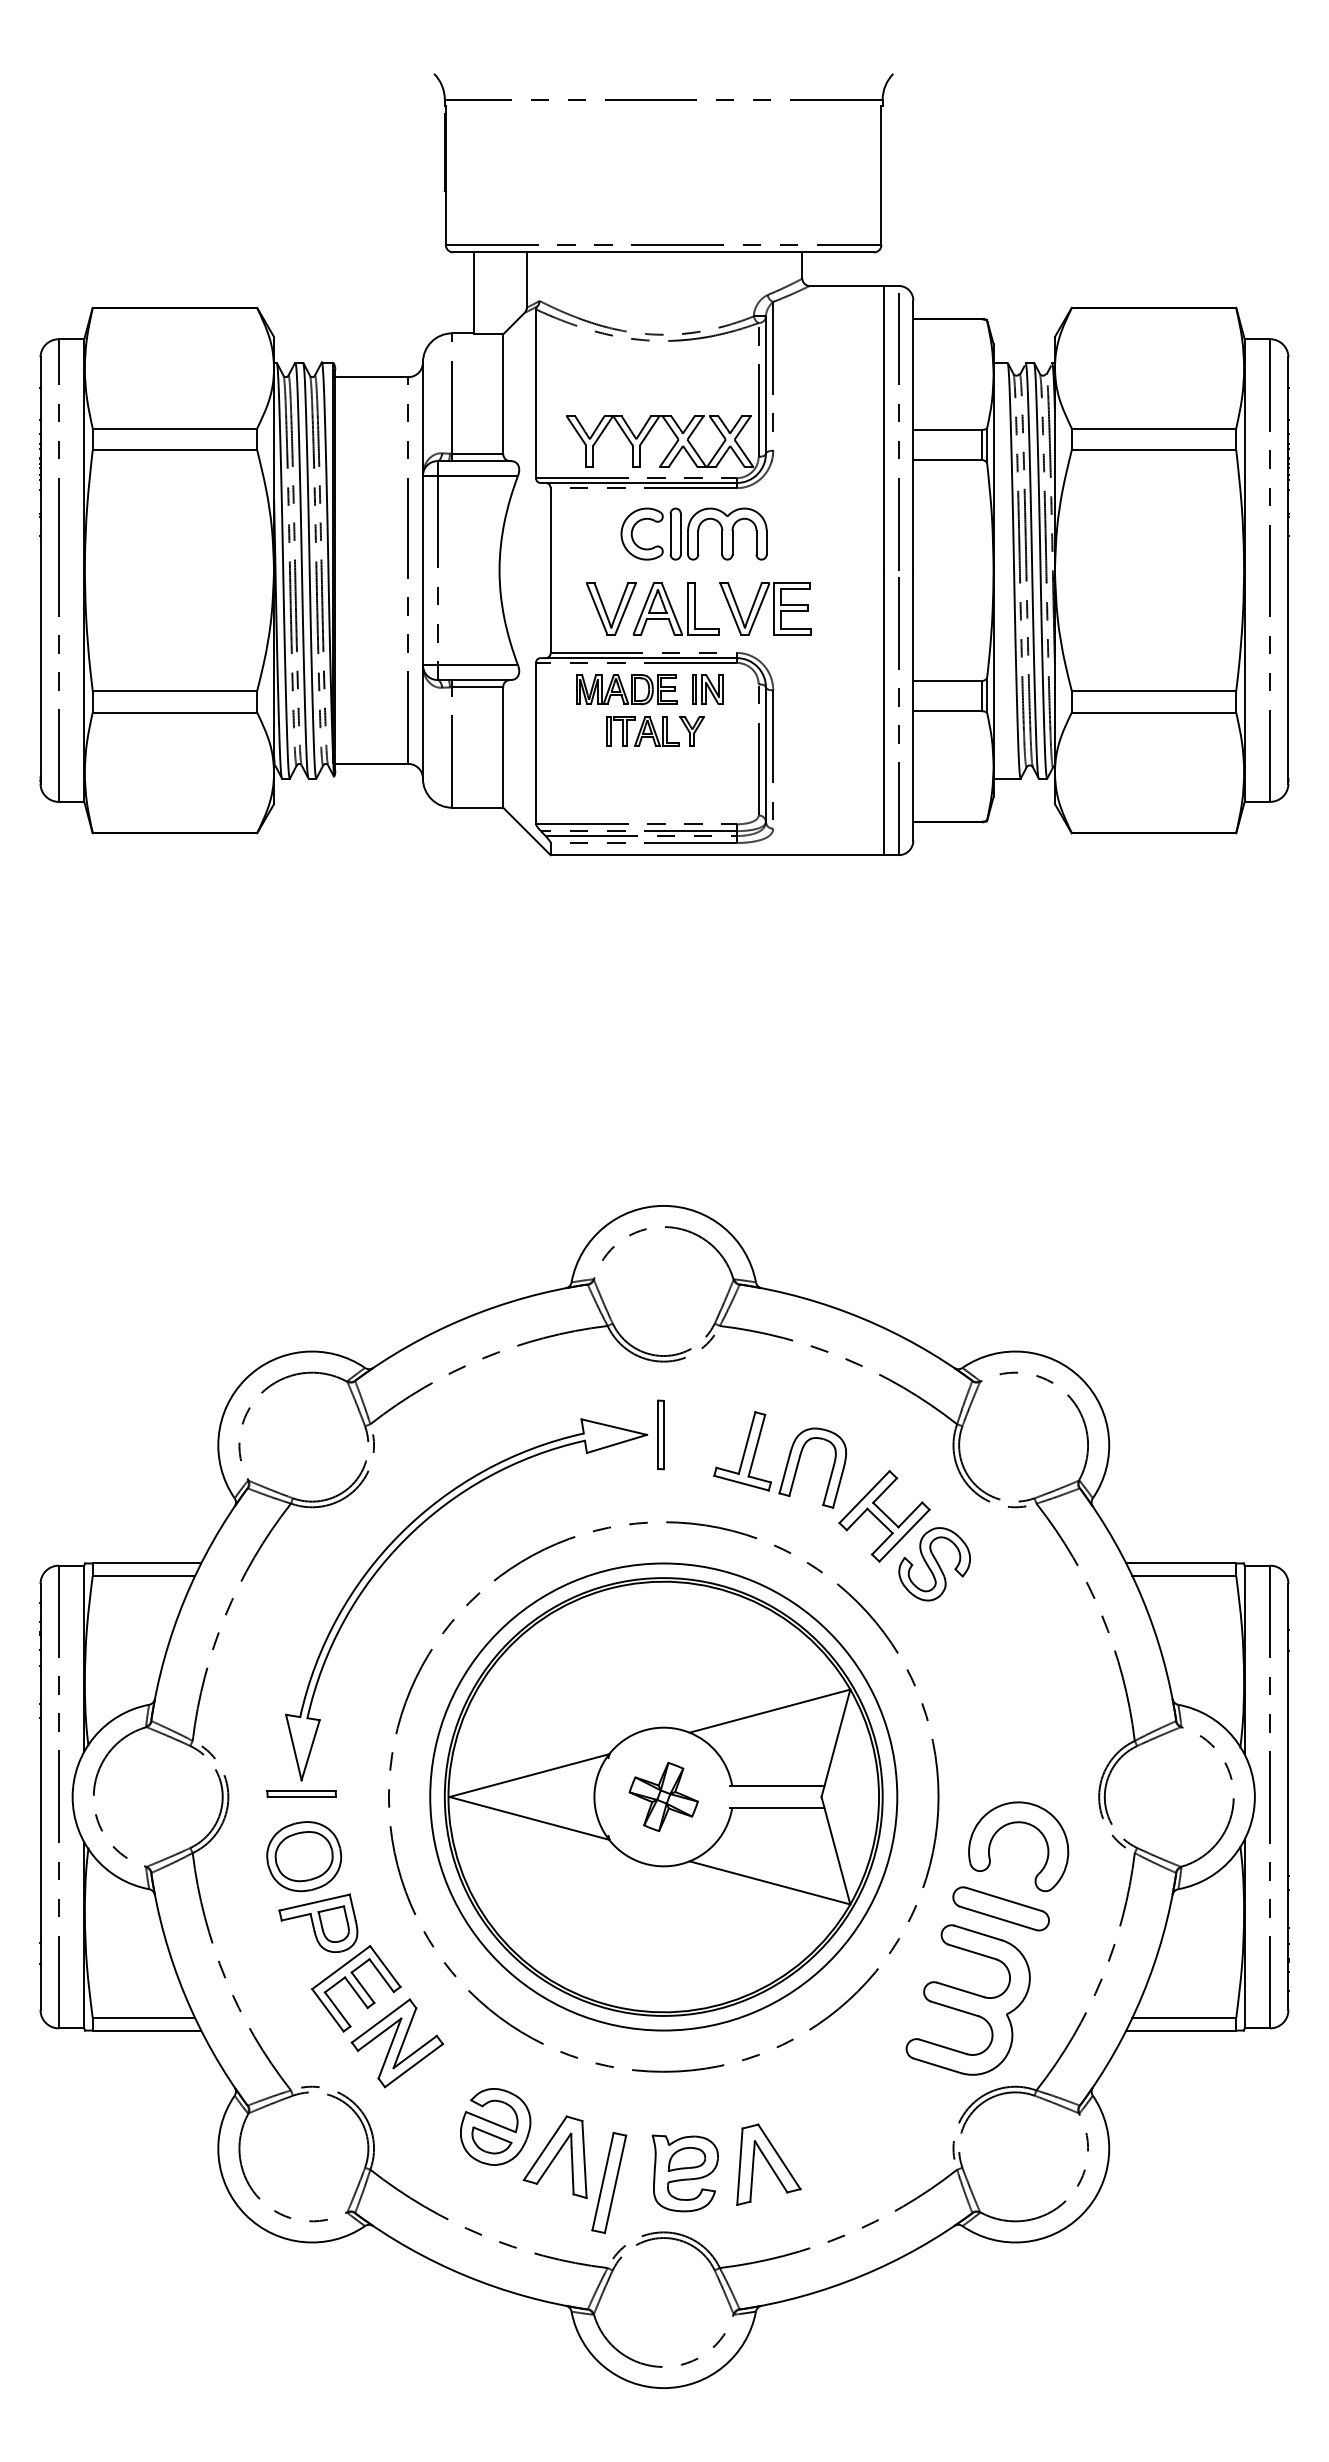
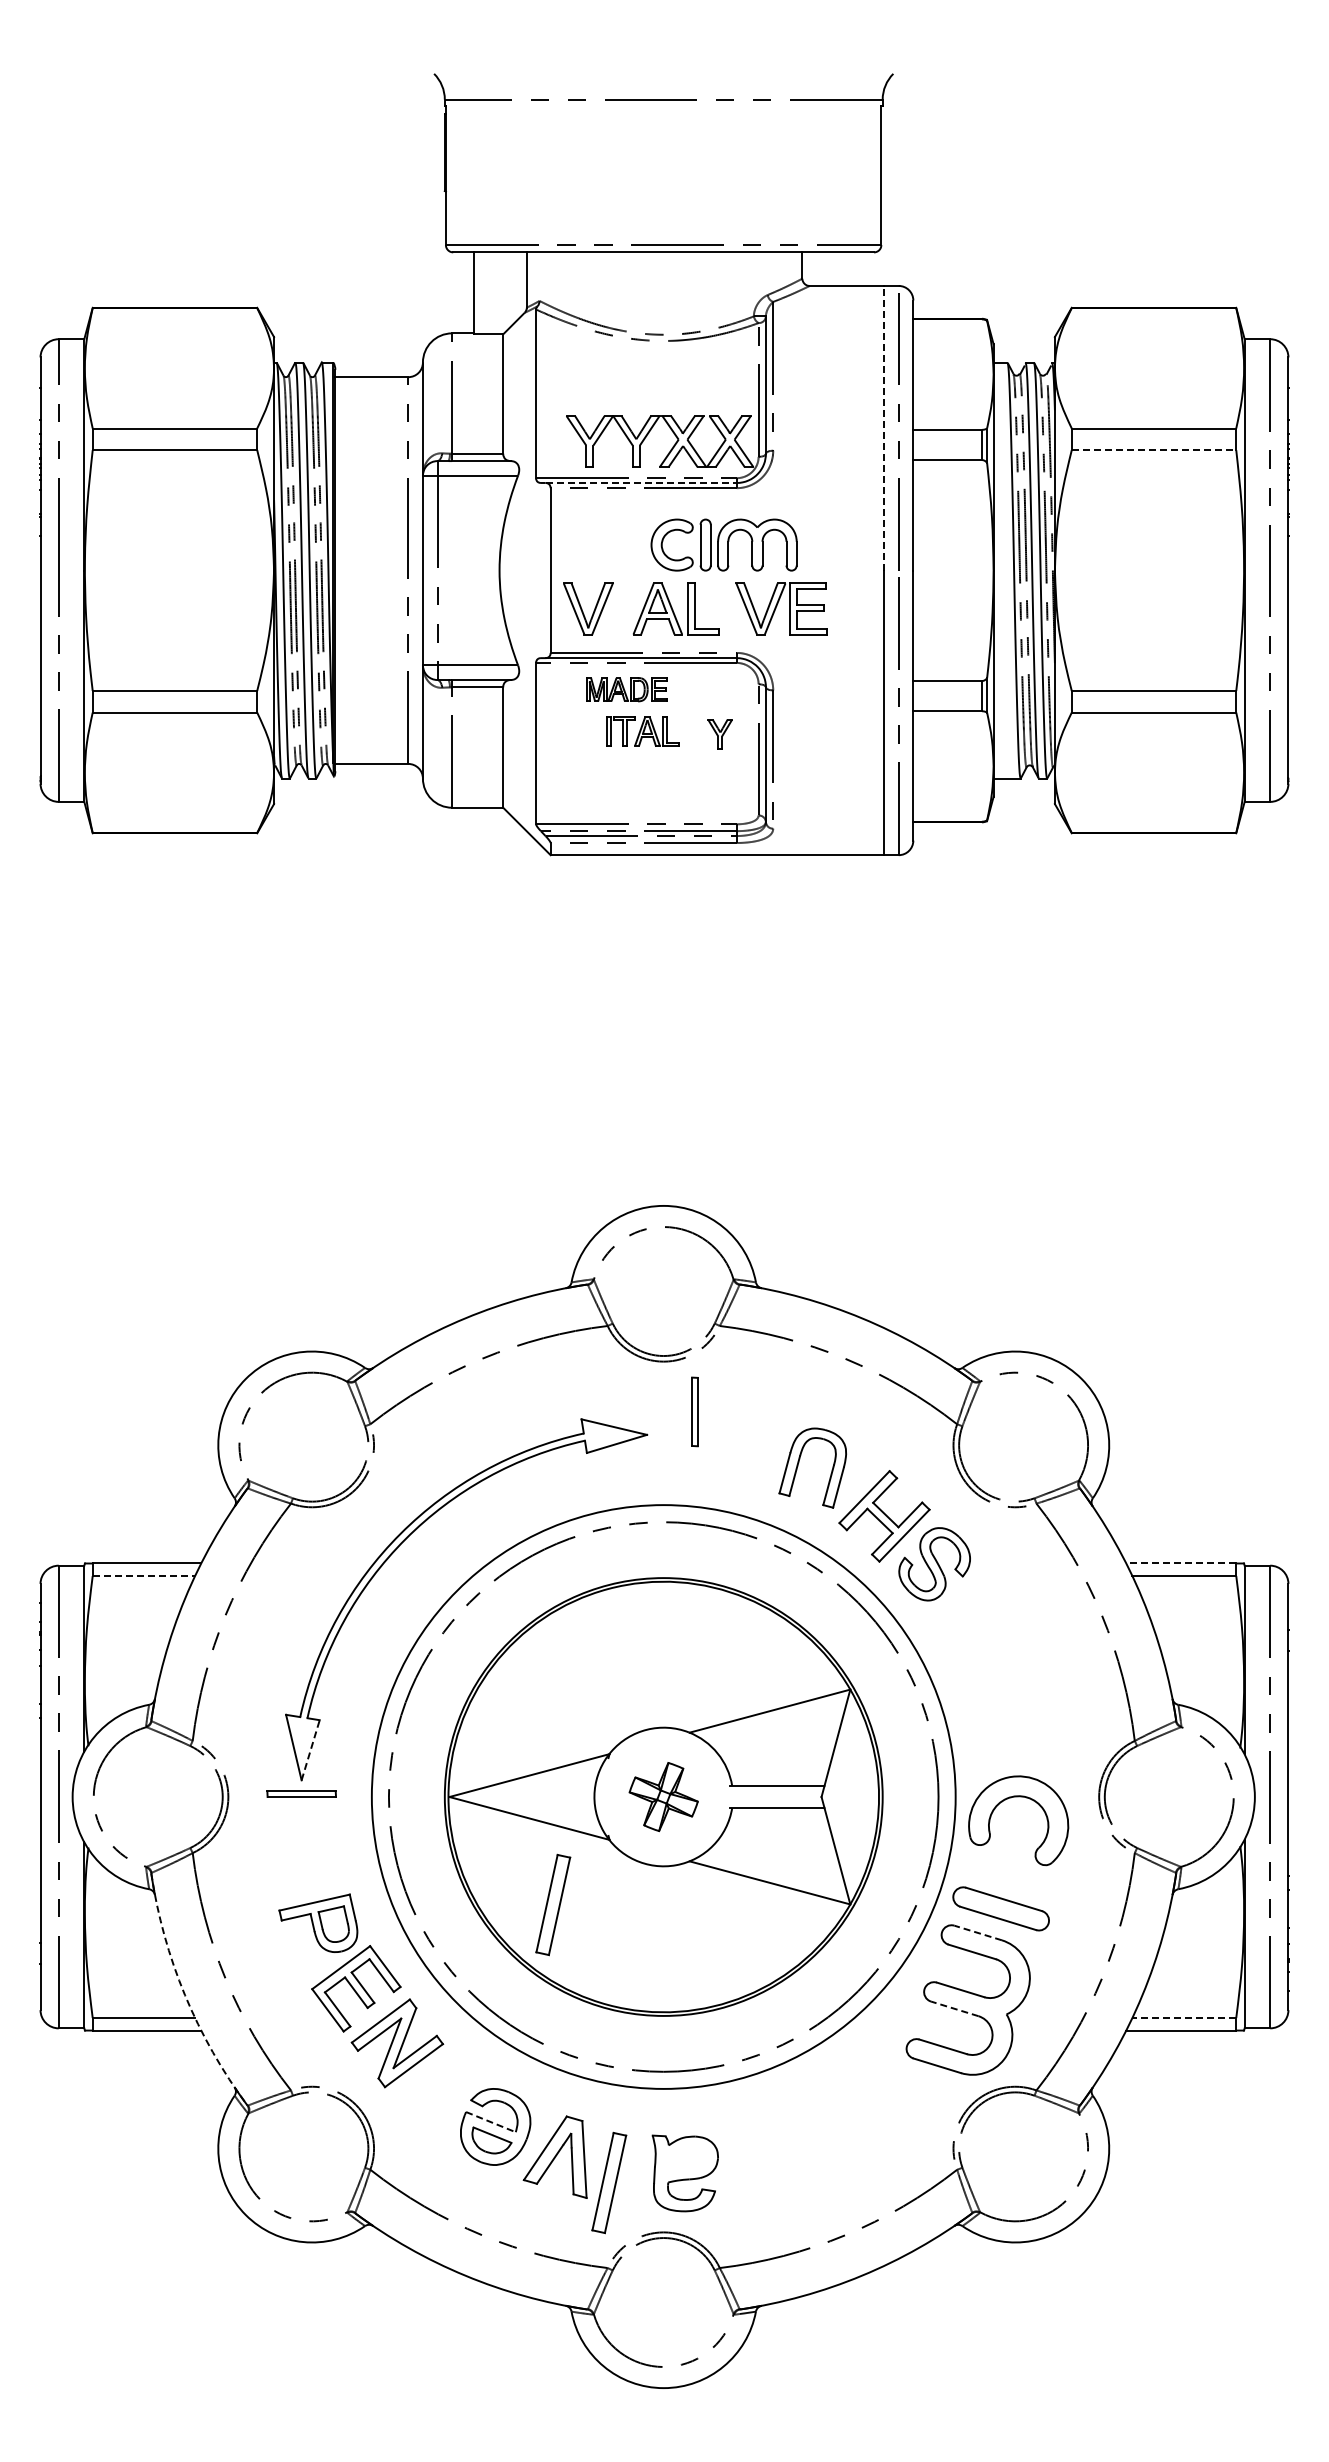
line: solid -> dashed (884, 427)
line: solid -> dashed (1154, 450)
line: solid -> dashed (641, 482)
part position: (693, 533) -> (723, 544) (723, 544)
part position: (611, 608) -> (588, 608) (588, 608)
part position: (765, 608) -> (781, 608) (781, 608)
part size: 102x32 px -> 82x26 px (626, 689)
part: present -> none (707, 689)
part position: (691, 731) -> (719, 734) (719, 734)
part position: (660, 1434) -> (694, 1411) (694, 1411)
part: present -> none (742, 1451)
line: solid -> dashed (1181, 1563)
line: solid -> dashed (144, 1576)
line: solid -> dashed (310, 1749)
circle diameter: 467 px -> 584 px (663, 1796)
part position: (1018, 1823) -> (1018, 1797) (1018, 1797)
part: present -> none (304, 1856)
part: none -> present (553, 1904)
line: solid -> dashed (978, 1933)
arc: solid -> dashed (185, 1995)
line: solid -> dashed (954, 2008)
line: solid -> dashed (1184, 2018)
line: solid -> dashed (490, 2122)
part: present -> none (686, 2159)
part: present -> none (768, 2164)
